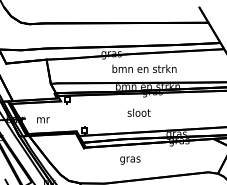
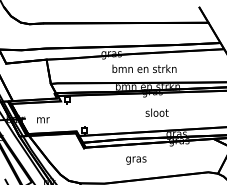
text position: (138, 112) -> (156, 112) (156, 112)
text position: (130, 160) -> (136, 160) (136, 160)
